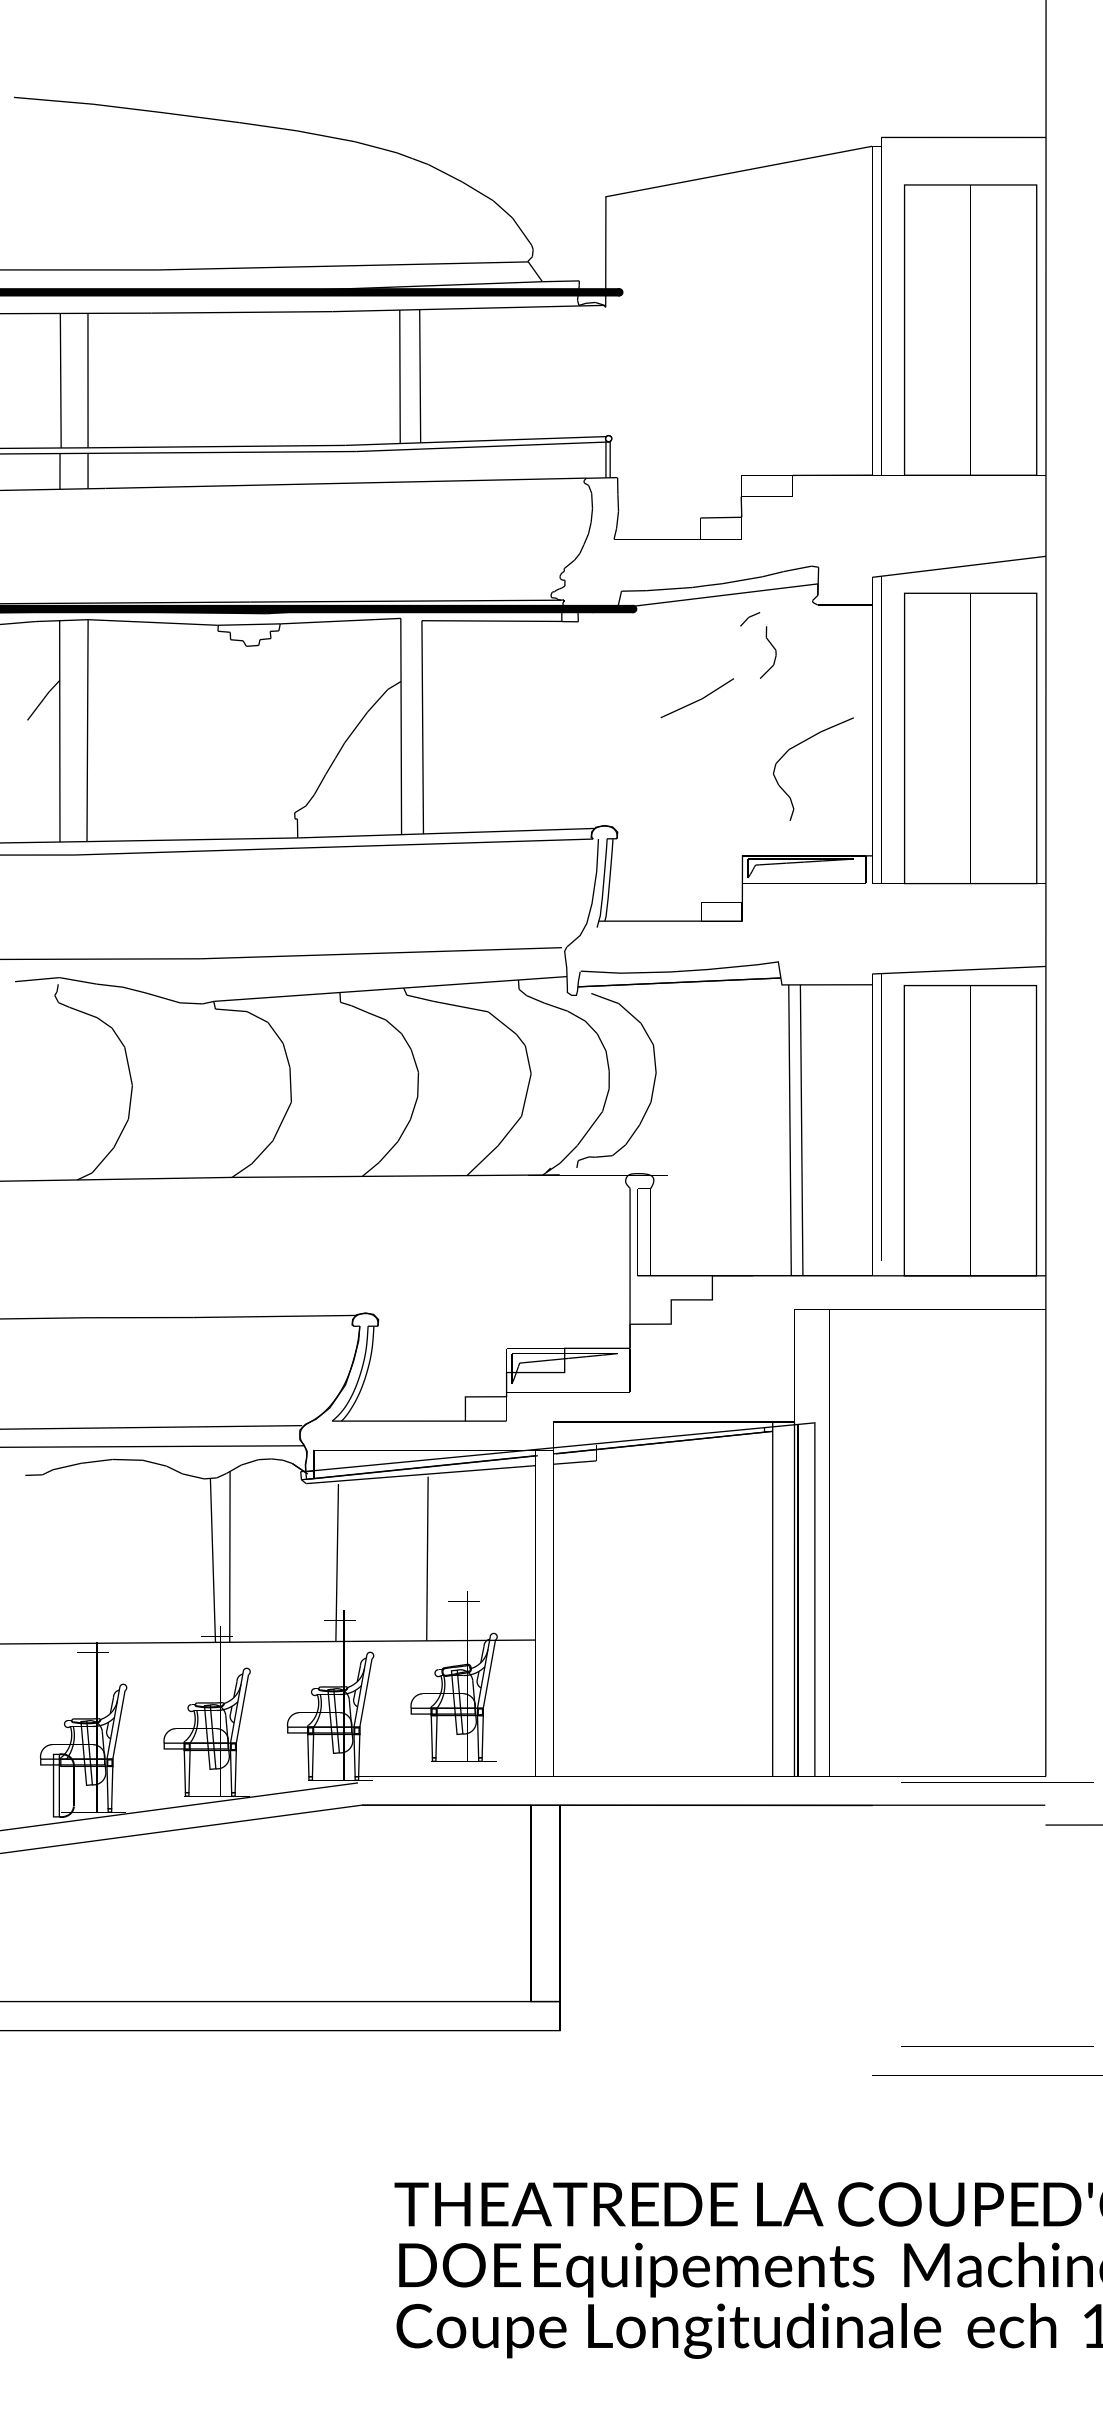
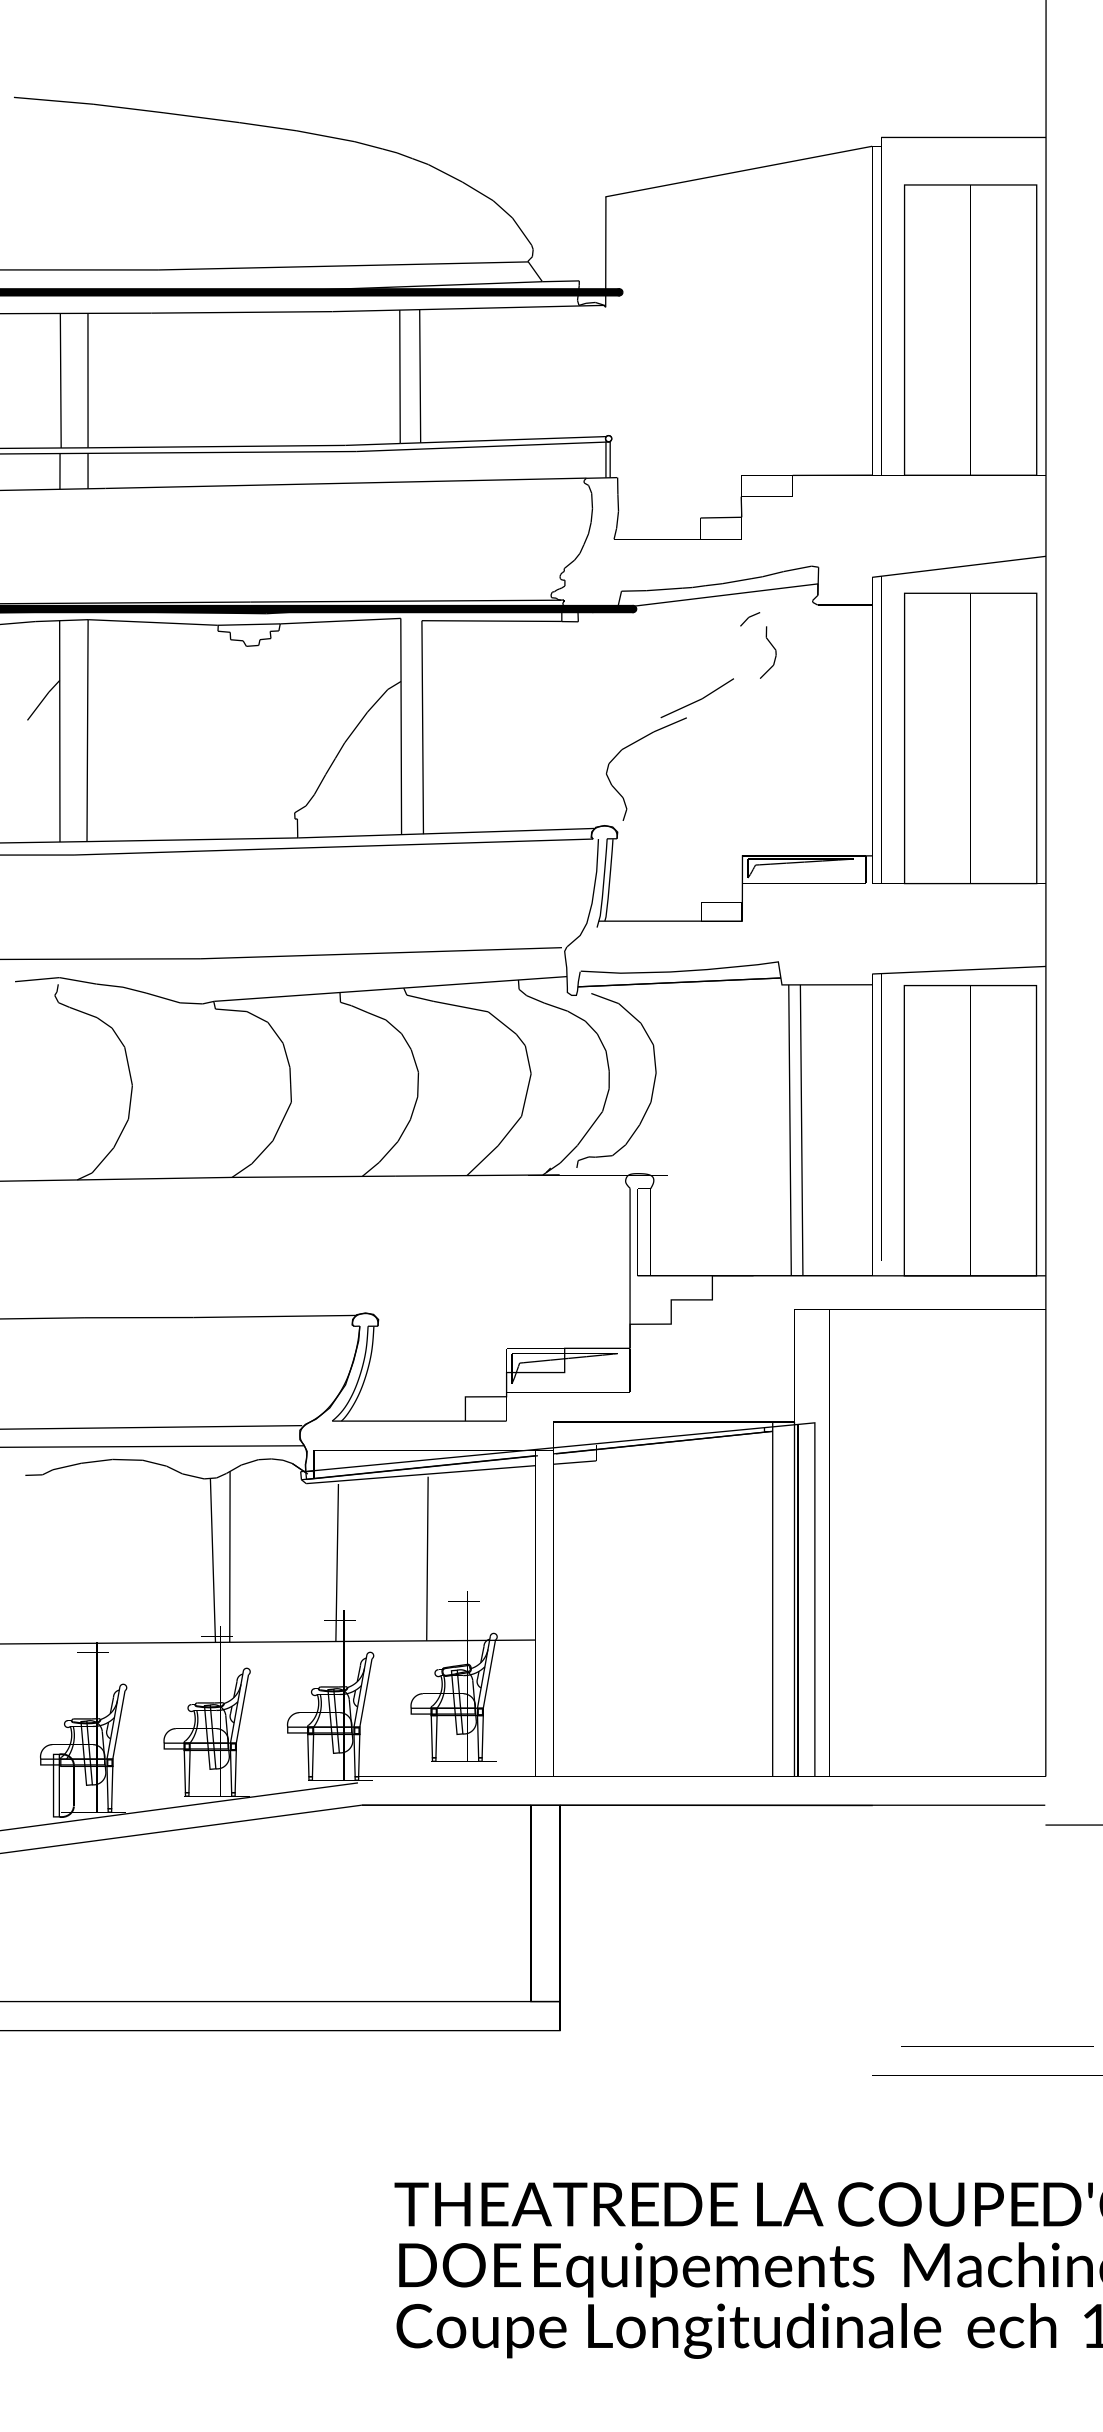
part position: (796, 746) -> (629, 746) (629, 746)
line: present -> none (997, 1782)
